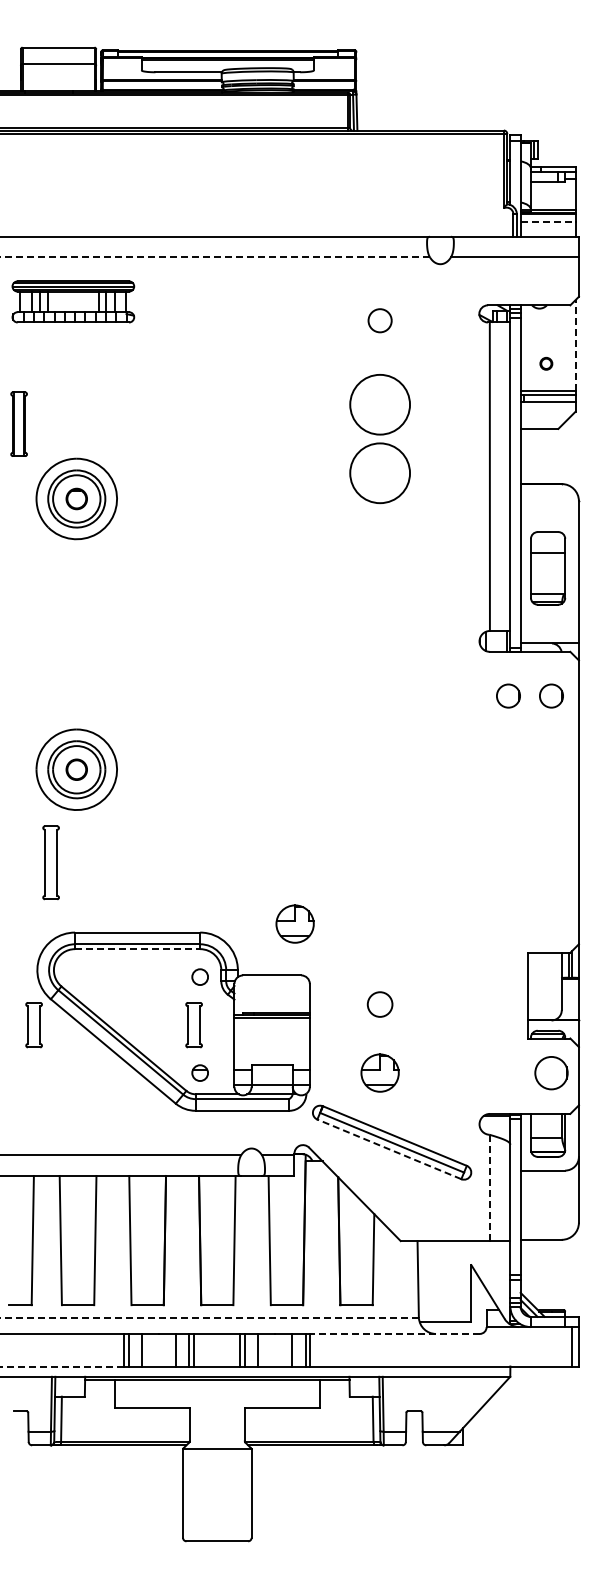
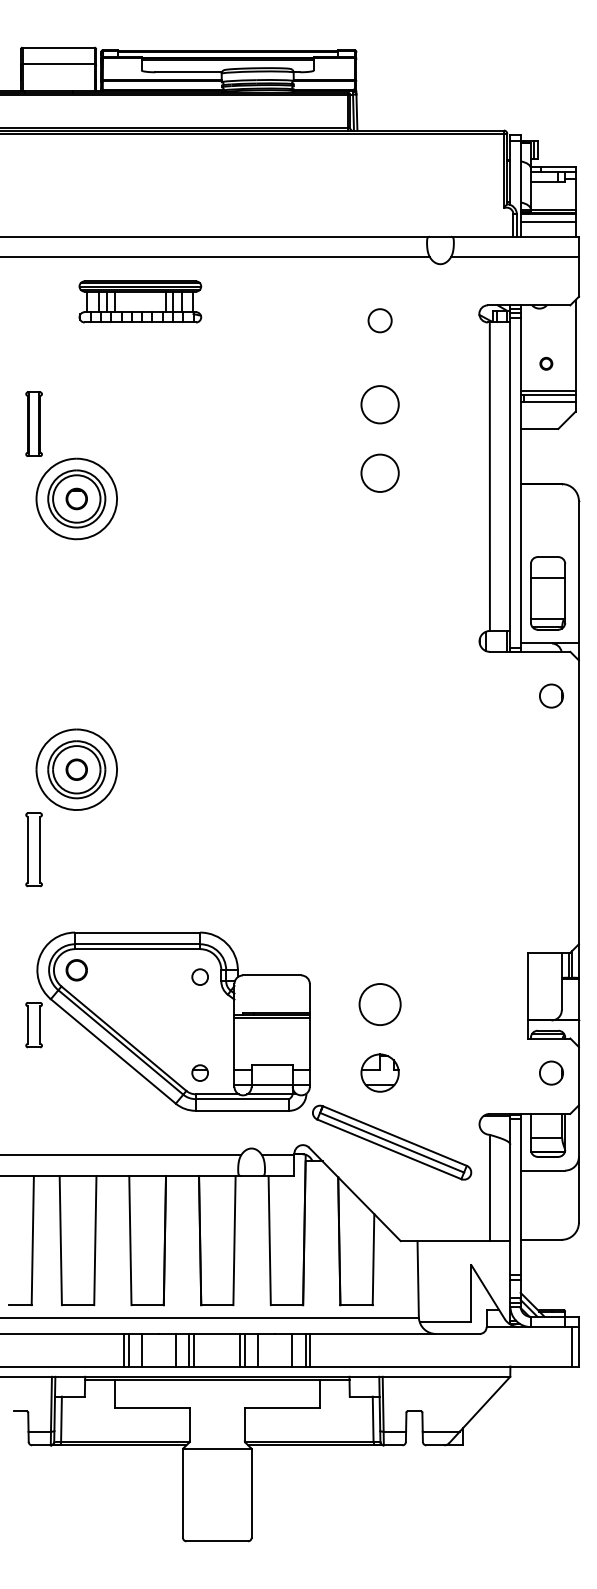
line: dashed -> solid (548, 221)
line: dashed -> solid (215, 257)
part position: (73, 301) -> (140, 301) (140, 301)
line: dashed -> solid (575, 345)
circle diameter: 60 px -> 37 px (379, 404)
part position: (18, 423) -> (33, 423) (33, 423)
circle diameter: 60 px -> 37 px (379, 472)
part position: (548, 568) -> (548, 593) (548, 593)
circle: present -> none (508, 695)
part position: (50, 862) -> (33, 849) (33, 849)
part: present -> none (294, 923)
line: dashed -> solid (137, 949)
part: none -> present (76, 970)
circle diameter: 25 px -> 41 px (379, 1004)
part: present -> none (193, 1025)
circle size: 35x35 px -> 25x26 px (551, 1072)
line: dashed -> solid (389, 1149)
line: dashed -> solid (489, 1188)
line: dashed -> solid (209, 1318)
line: dashed -> solid (395, 1333)
line: dashed -> solid (62, 1366)
